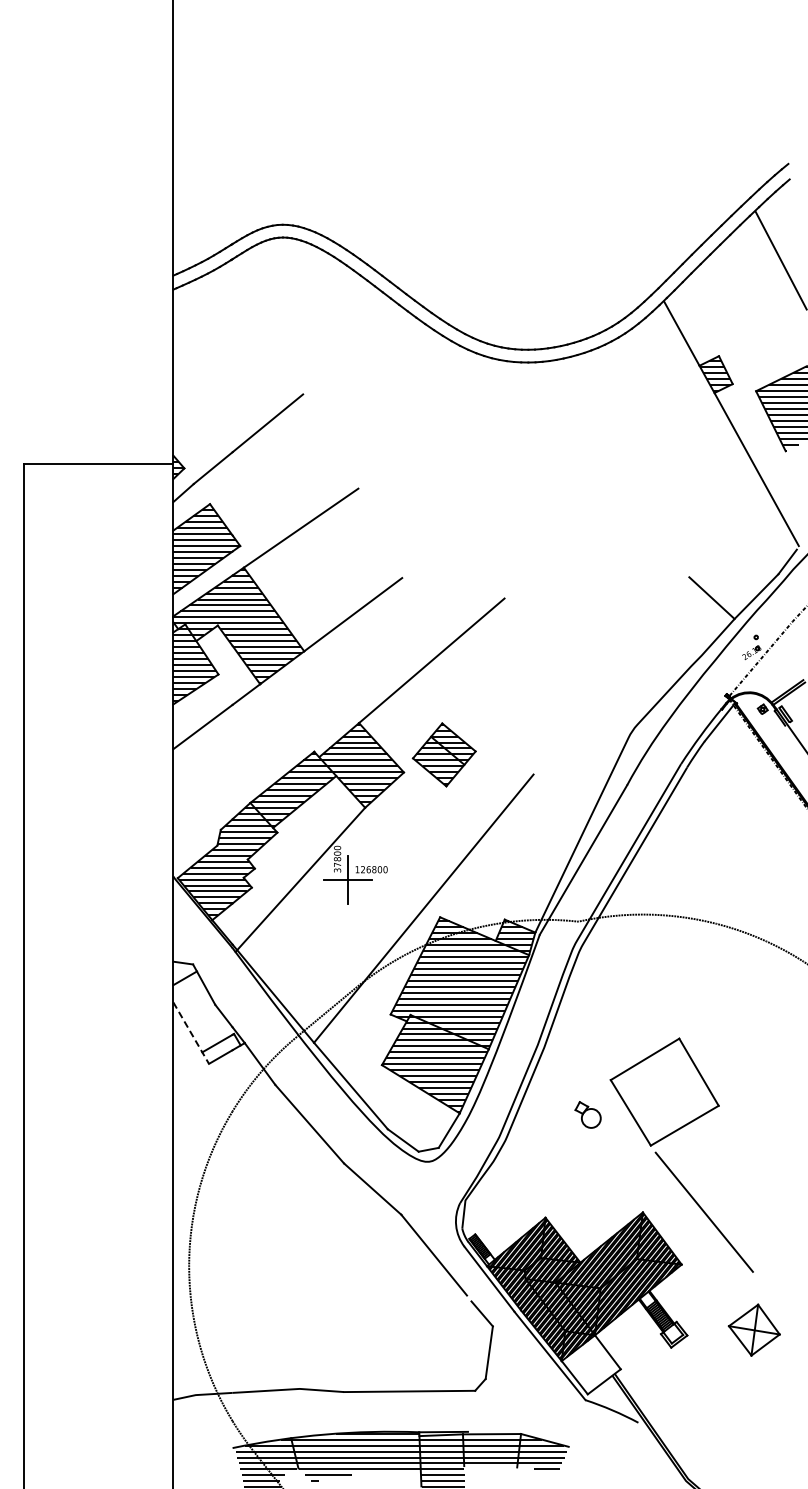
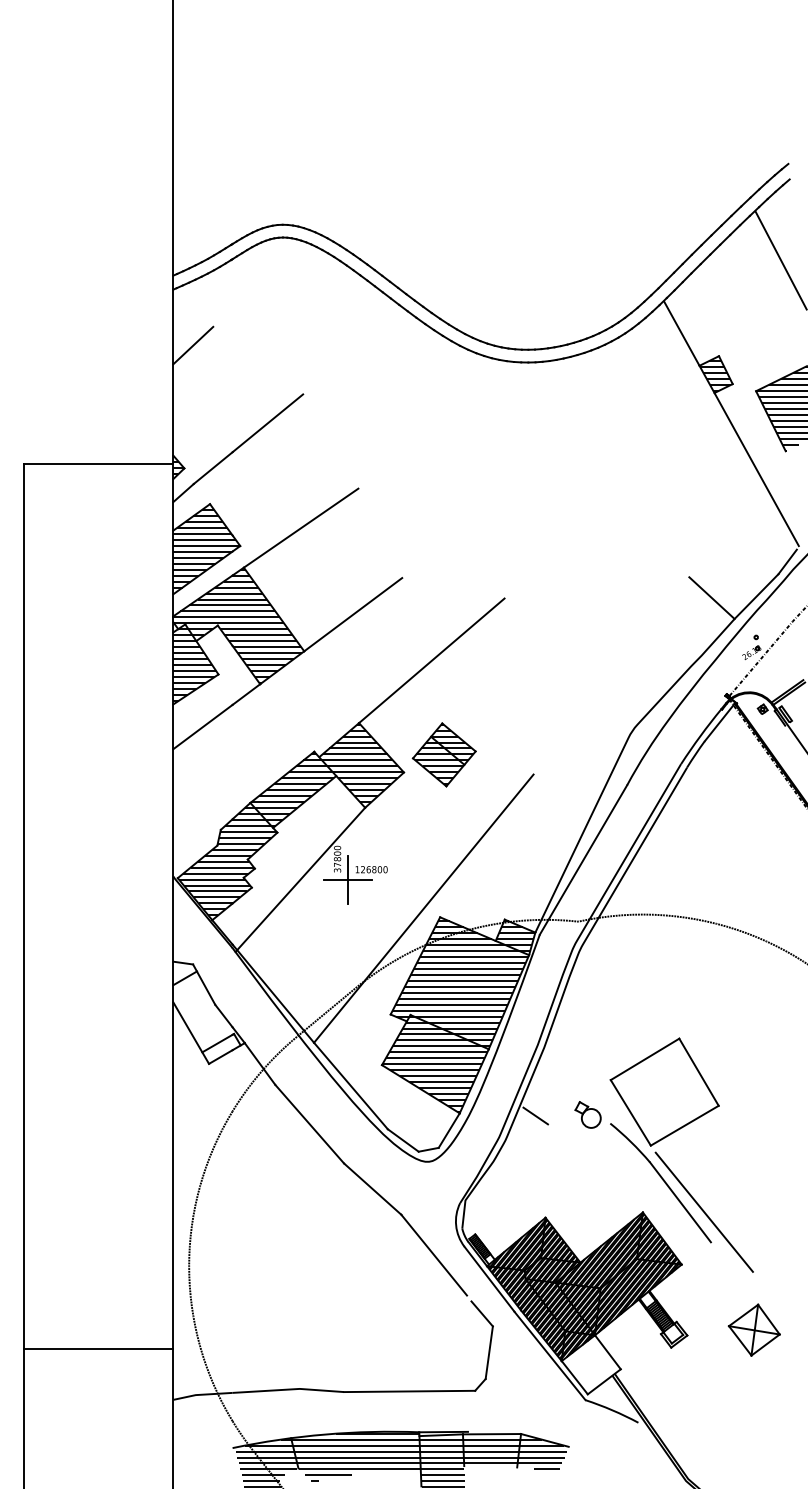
line: none -> present (193, 345)
line: dashed -> solid (191, 1033)
line: none -> present (535, 1115)
part: none -> present (660, 1183)
line: none -> present (98, 1349)
